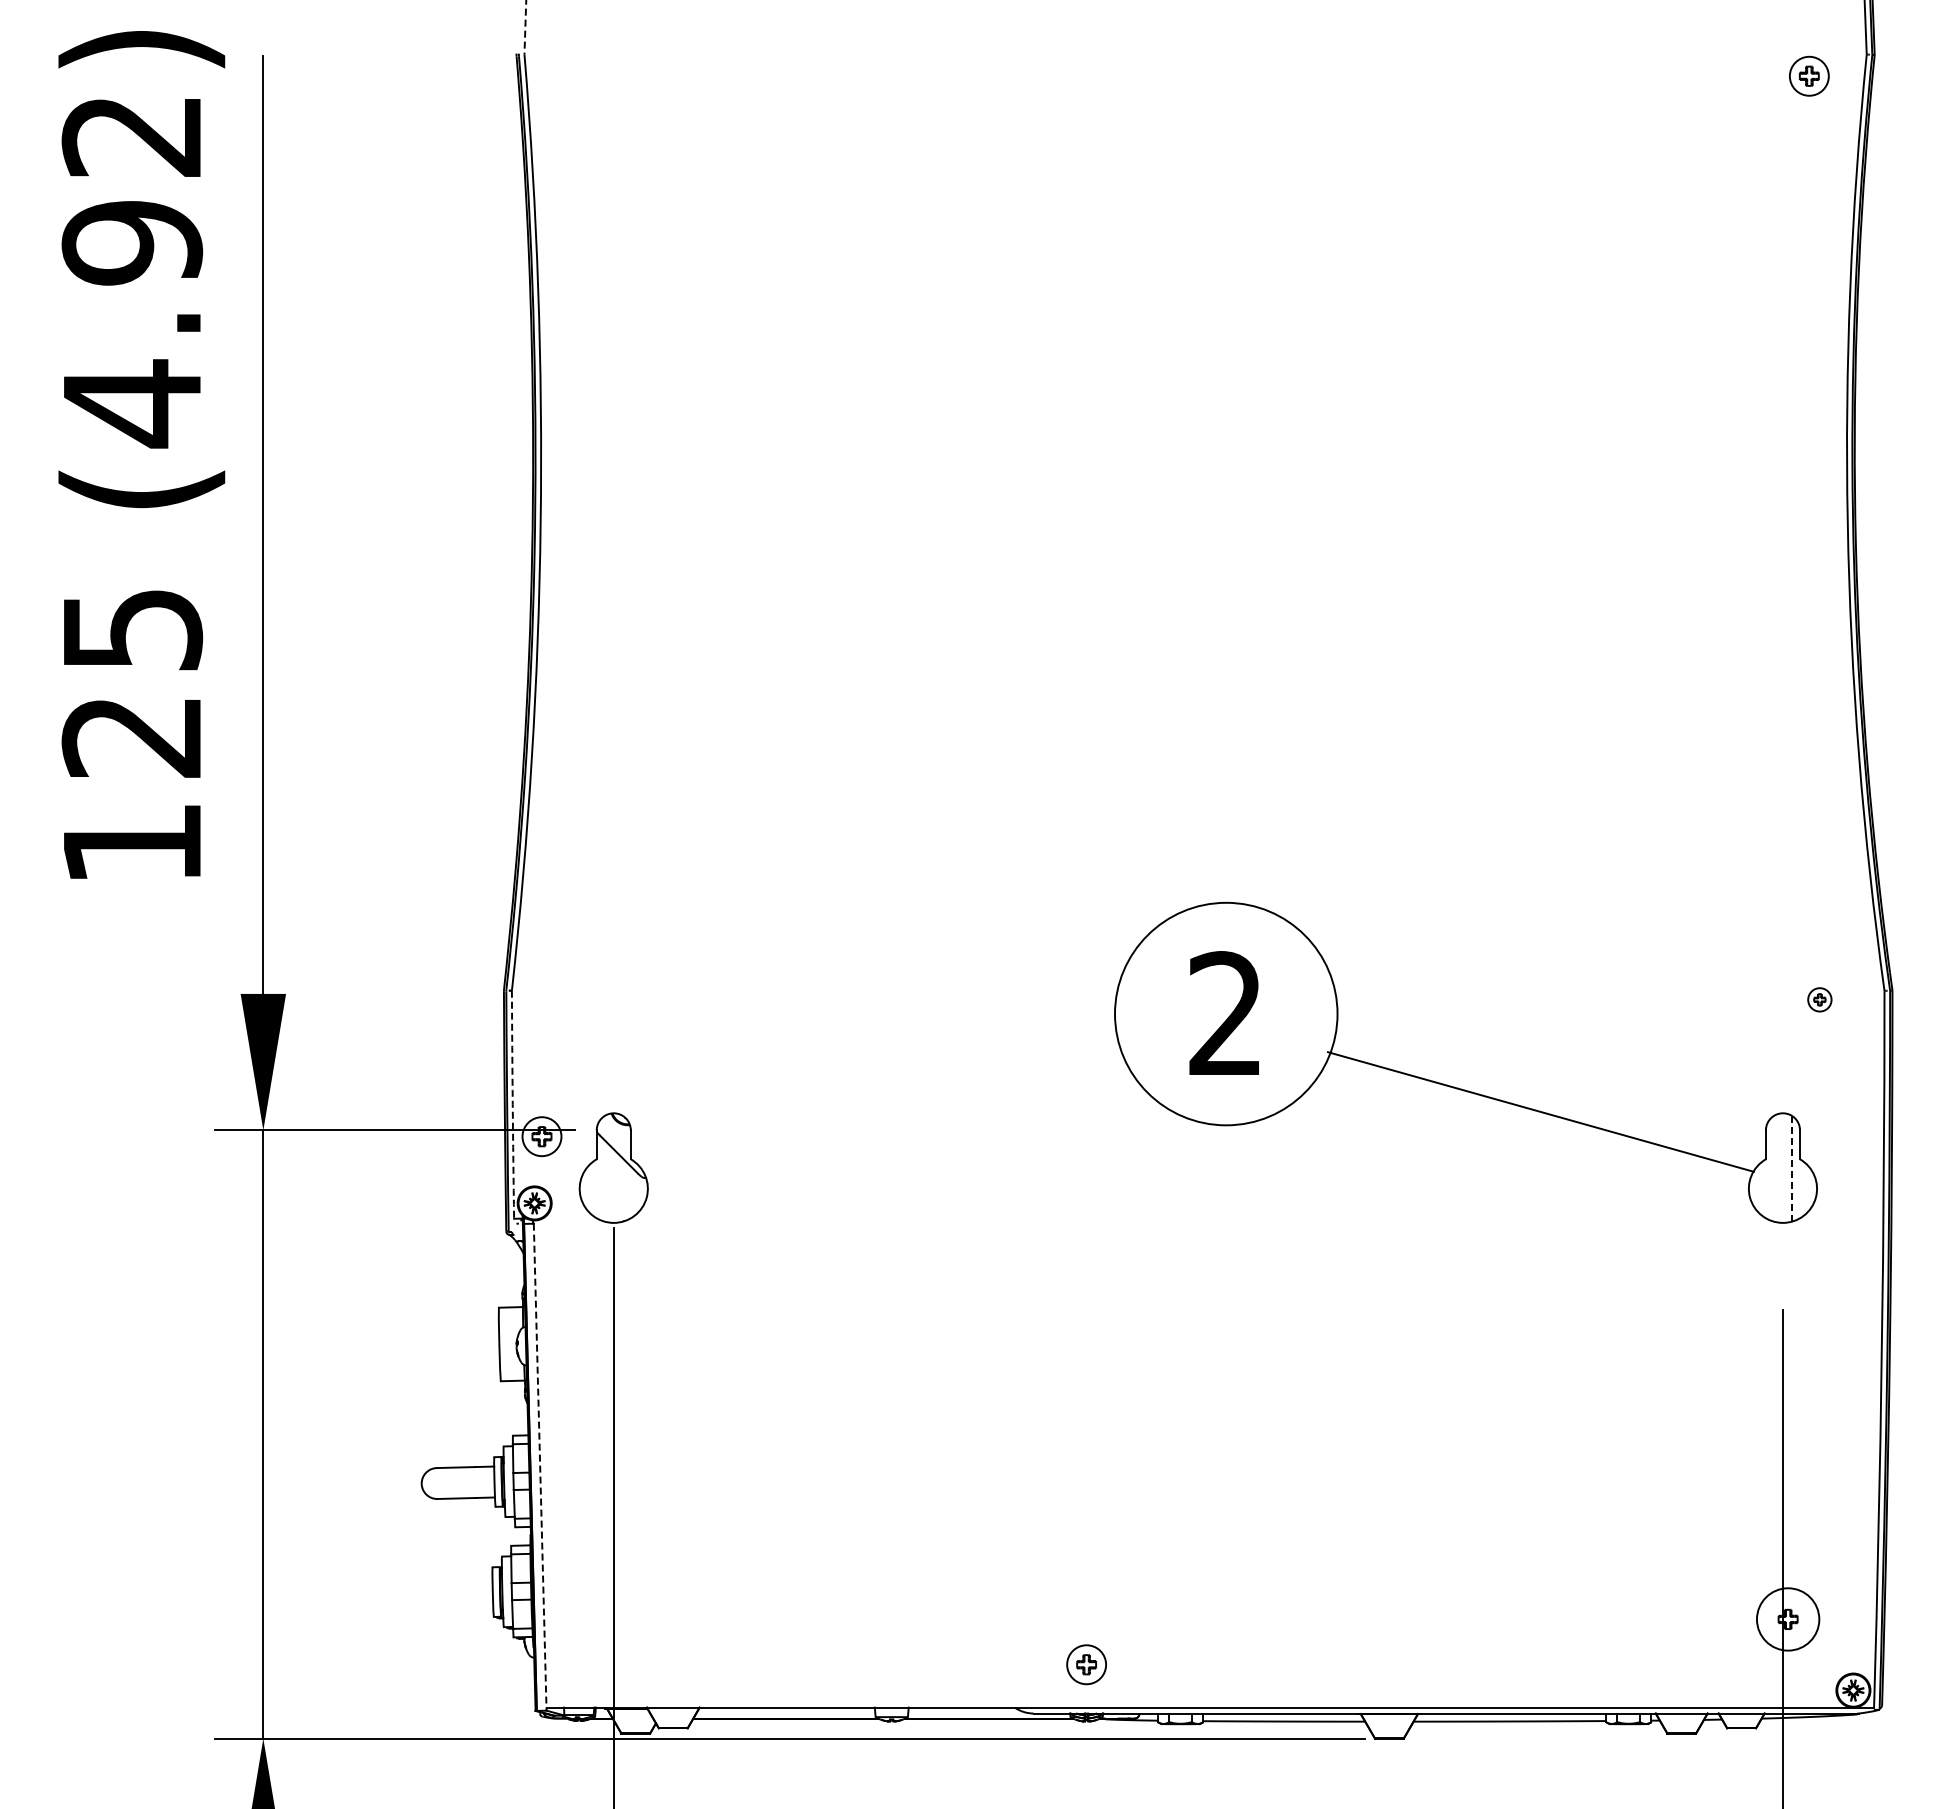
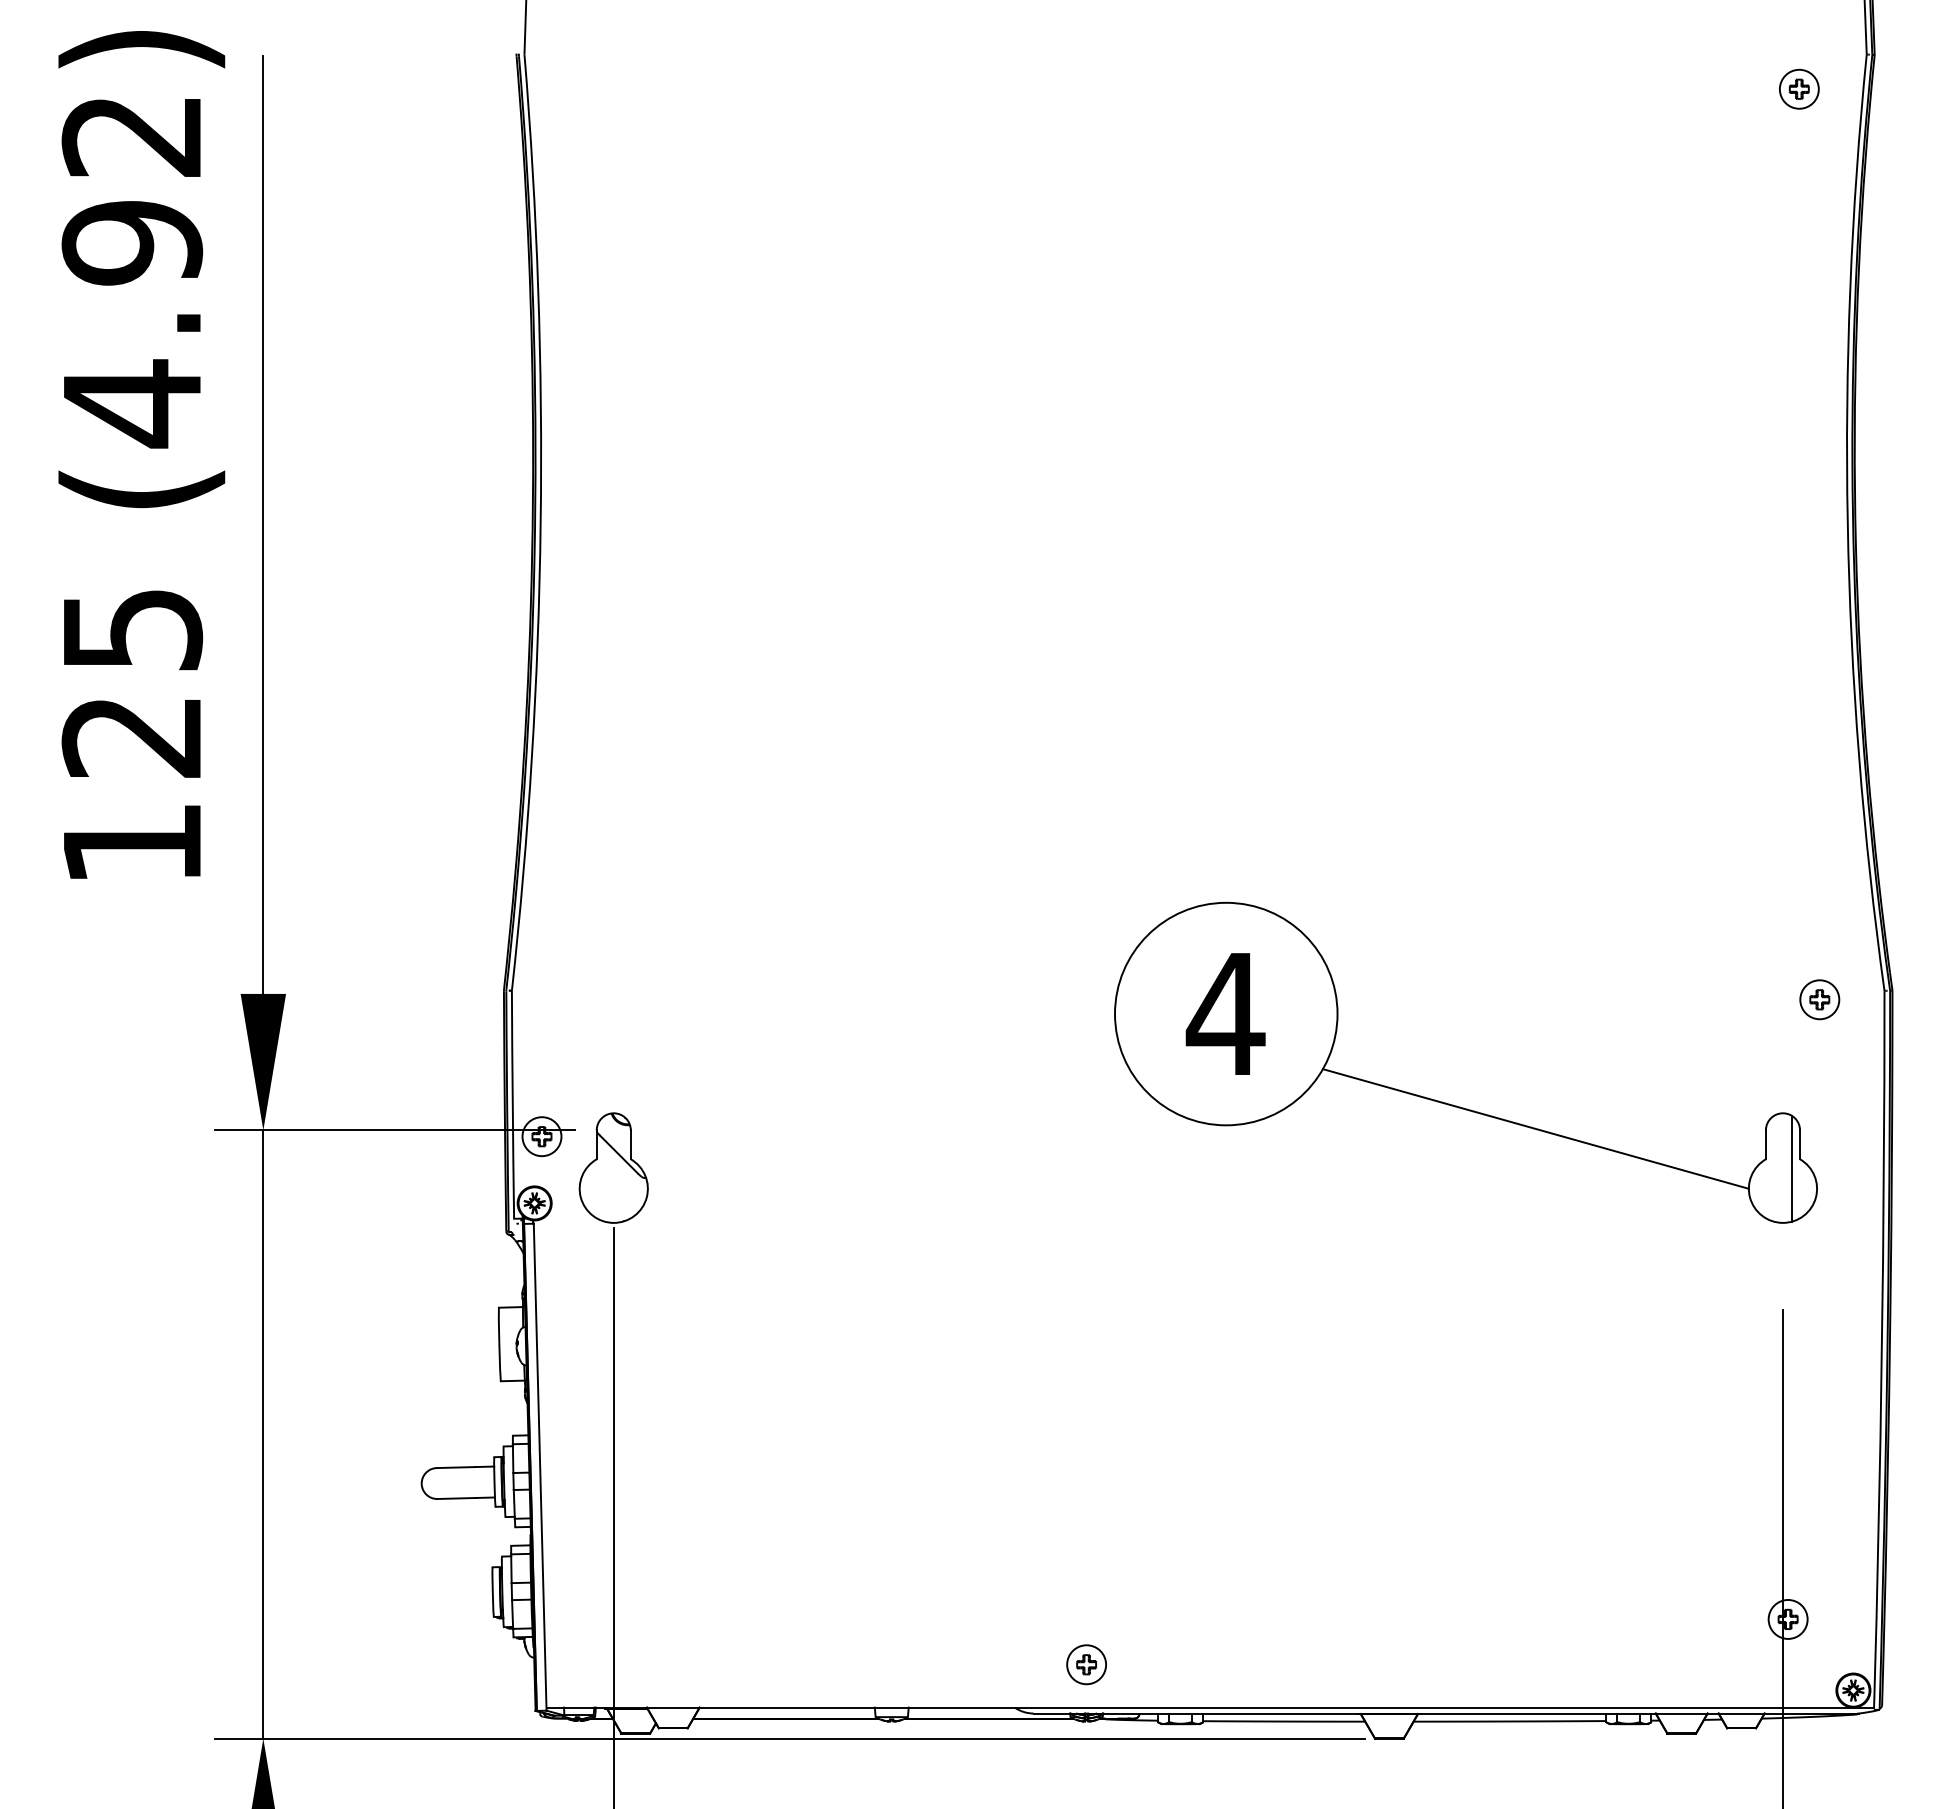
arc: dashed -> solid (525, 27)
part position: (1809, 75) -> (1799, 88) (1799, 88)
part size: 26x26 px -> 42x42 px (1819, 999)
text: 2 -> 4 (1225, 1012)
arc: dashed -> solid (512, 1104)
line position: (1540, 1111) -> (1535, 1128) (1535, 1128)
line: dashed -> solid (1792, 1168)
line: dashed -> solid (540, 1467)
circle diameter: 62 px -> 39 px (1787, 1618)
